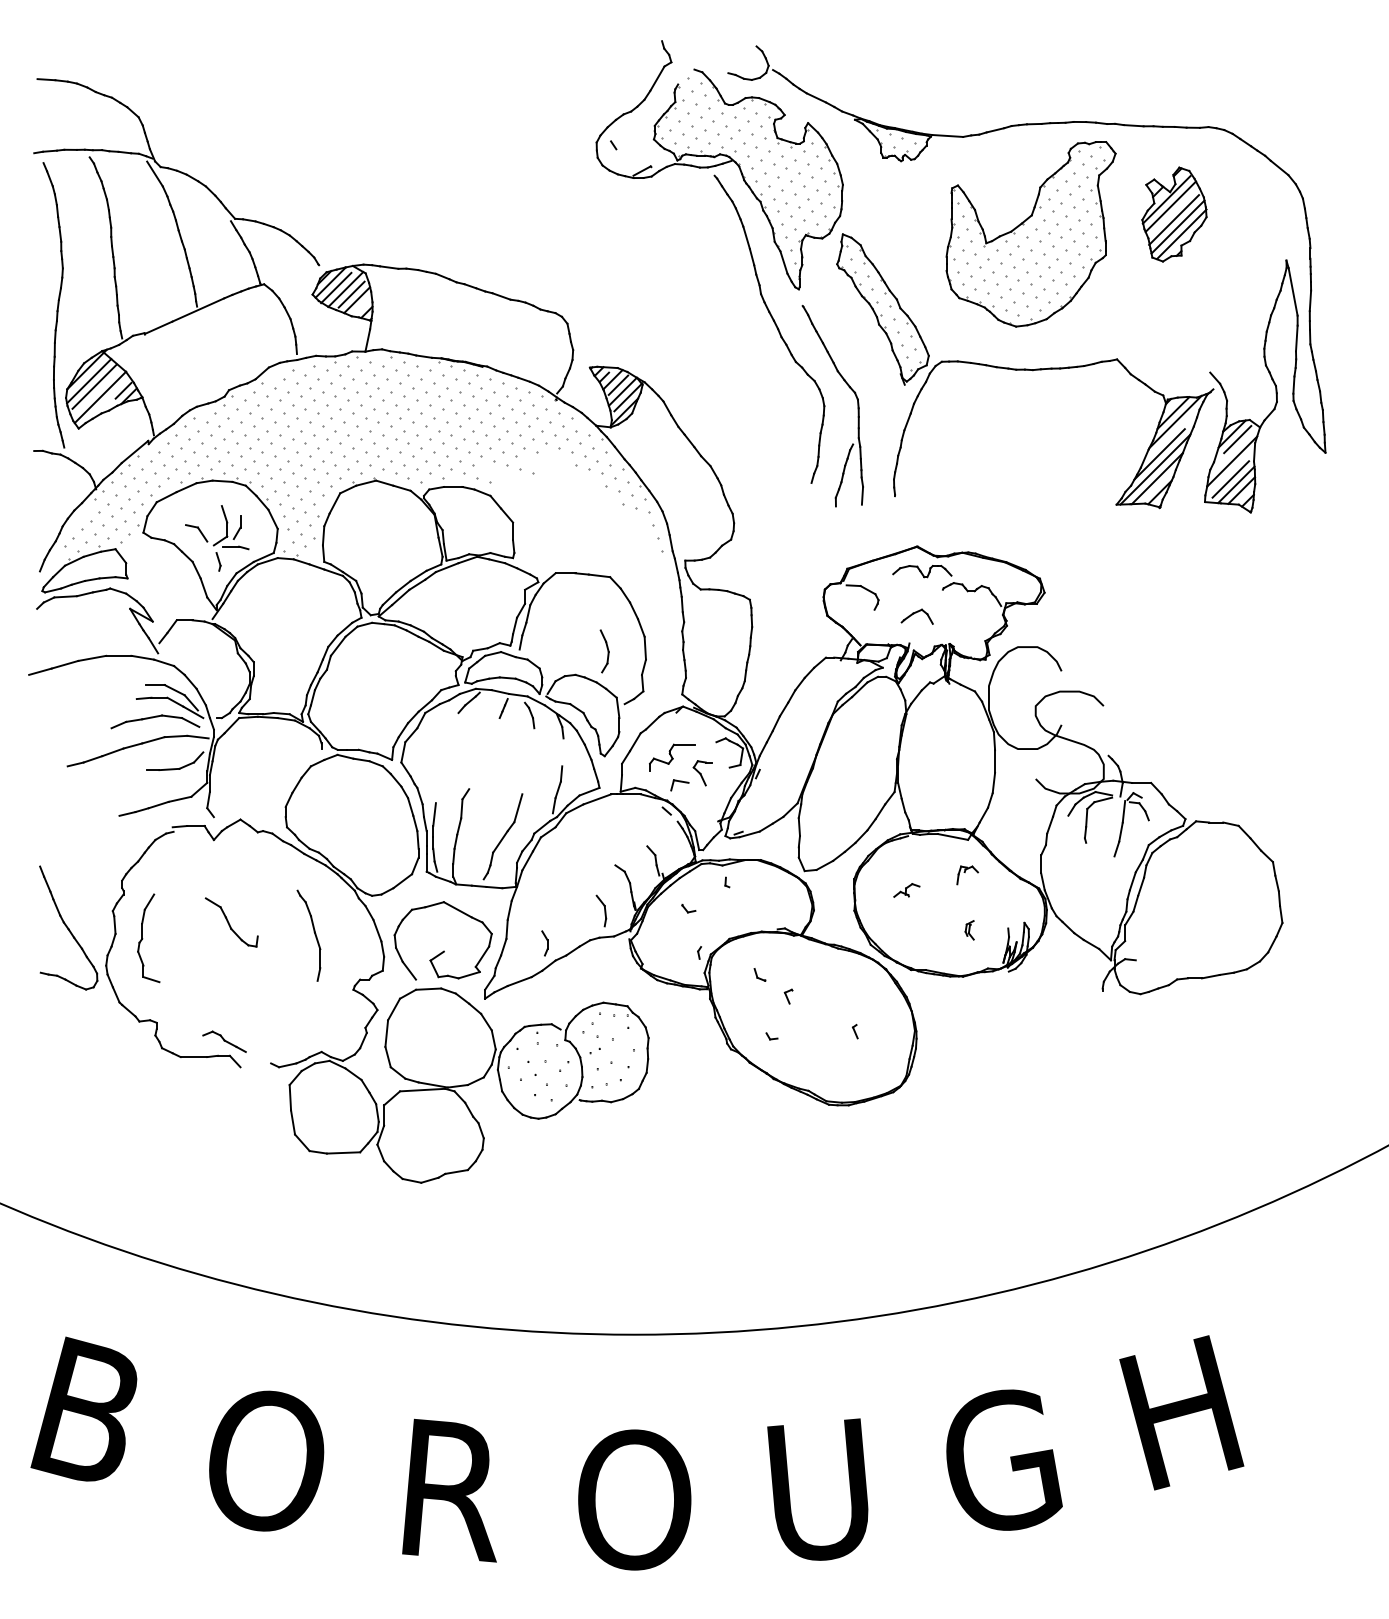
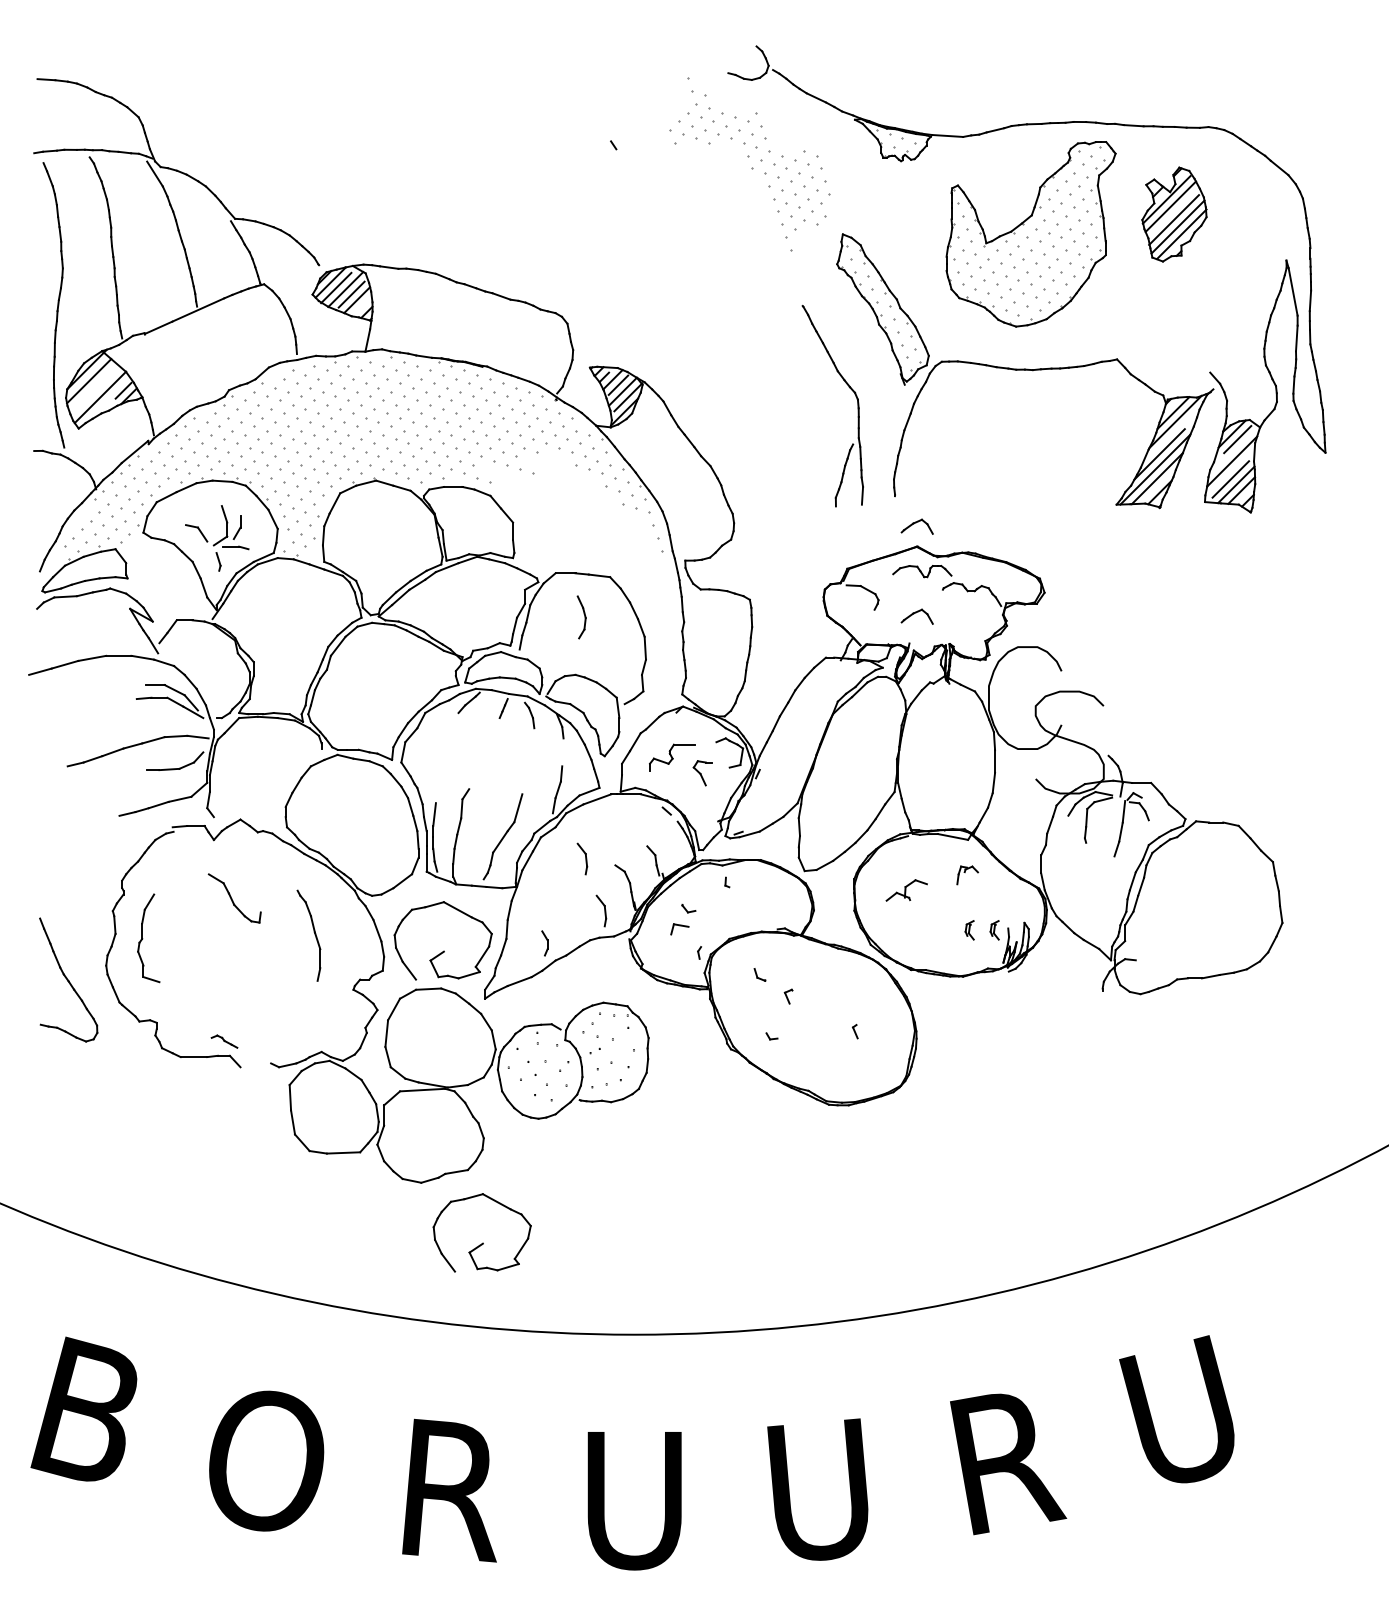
part: present -> none (749, 252)
line: present -> none (94, 386)
part: none -> present (916, 526)
part position: (604, 651) -> (581, 617) (581, 617)
part: present -> none (155, 721)
part position: (679, 785) -> (679, 929) (679, 929)
part: none -> present (582, 858)
part size: 28x15 px -> 43x23 px (906, 890)
part position: (231, 922) -> (234, 898) (234, 898)
part position: (68, 927) -> (68, 979) (68, 979)
part: none -> present (994, 930)
part size: 45x23 px -> 29x15 px (224, 1041)
part: none -> present (482, 1242)
text: H -> U (1181, 1412)
text: G -> R (1006, 1462)
text: O -> U (634, 1499)
